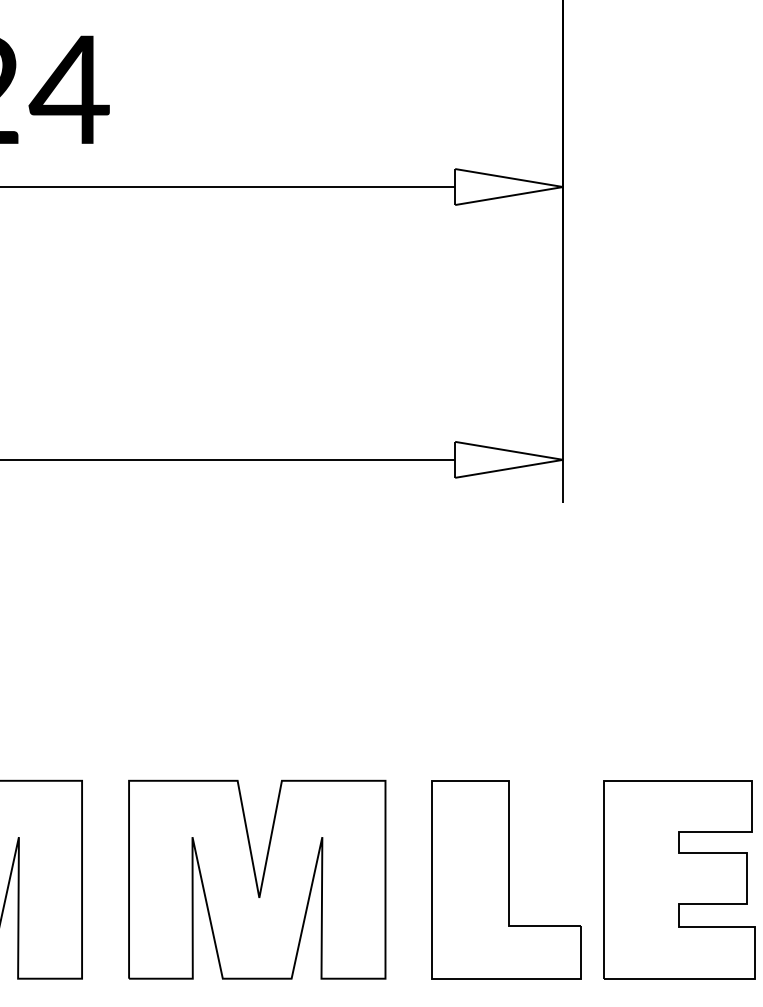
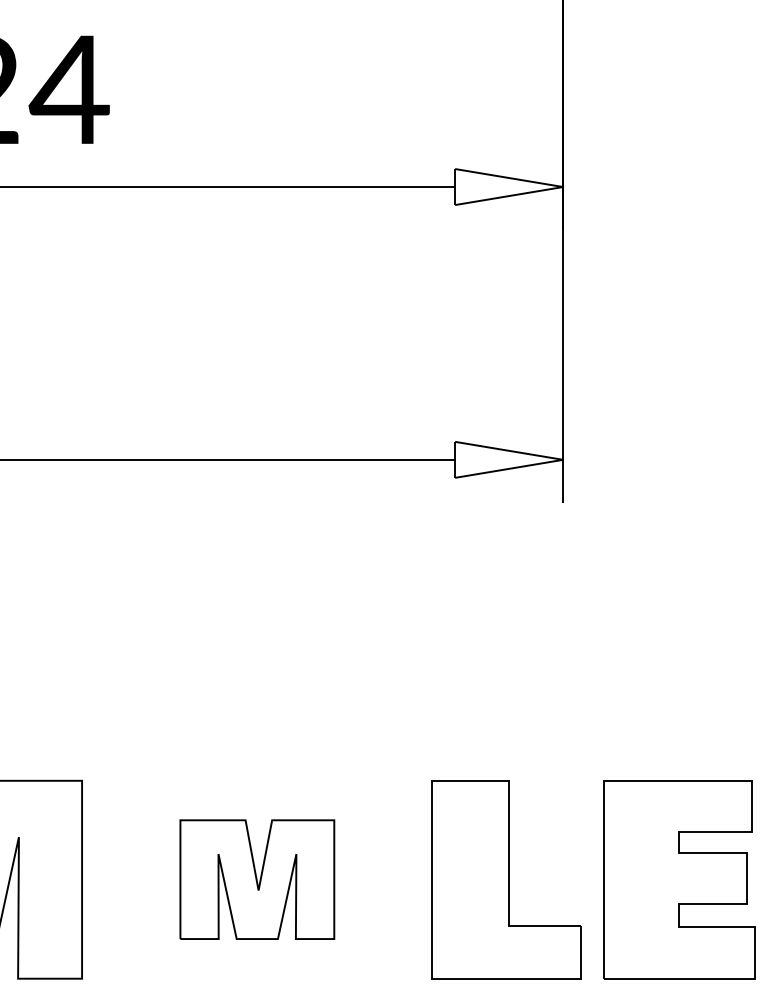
part size: 259x201 px -> 157x121 px (257, 879)
